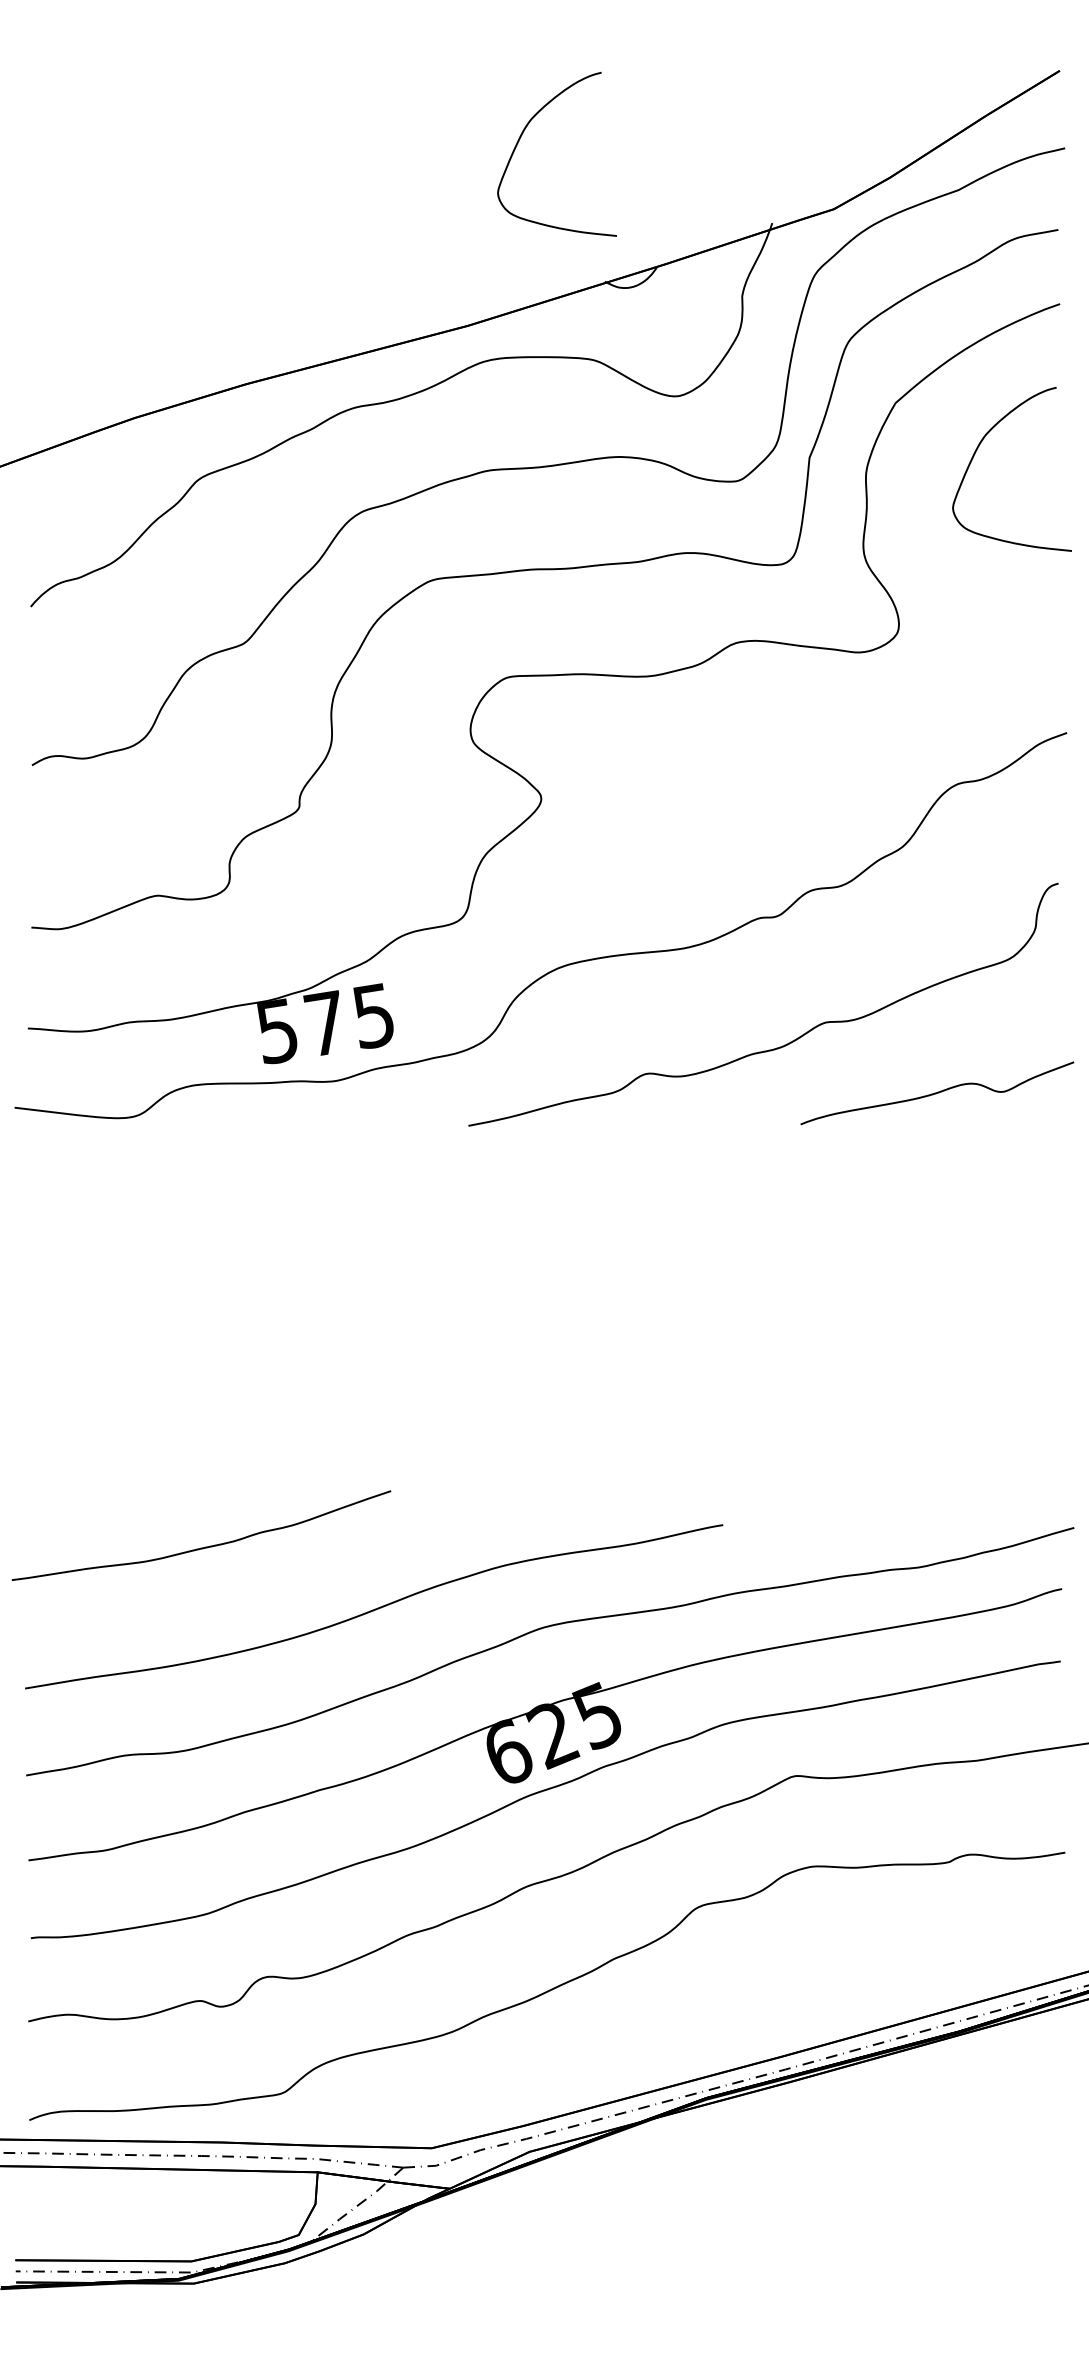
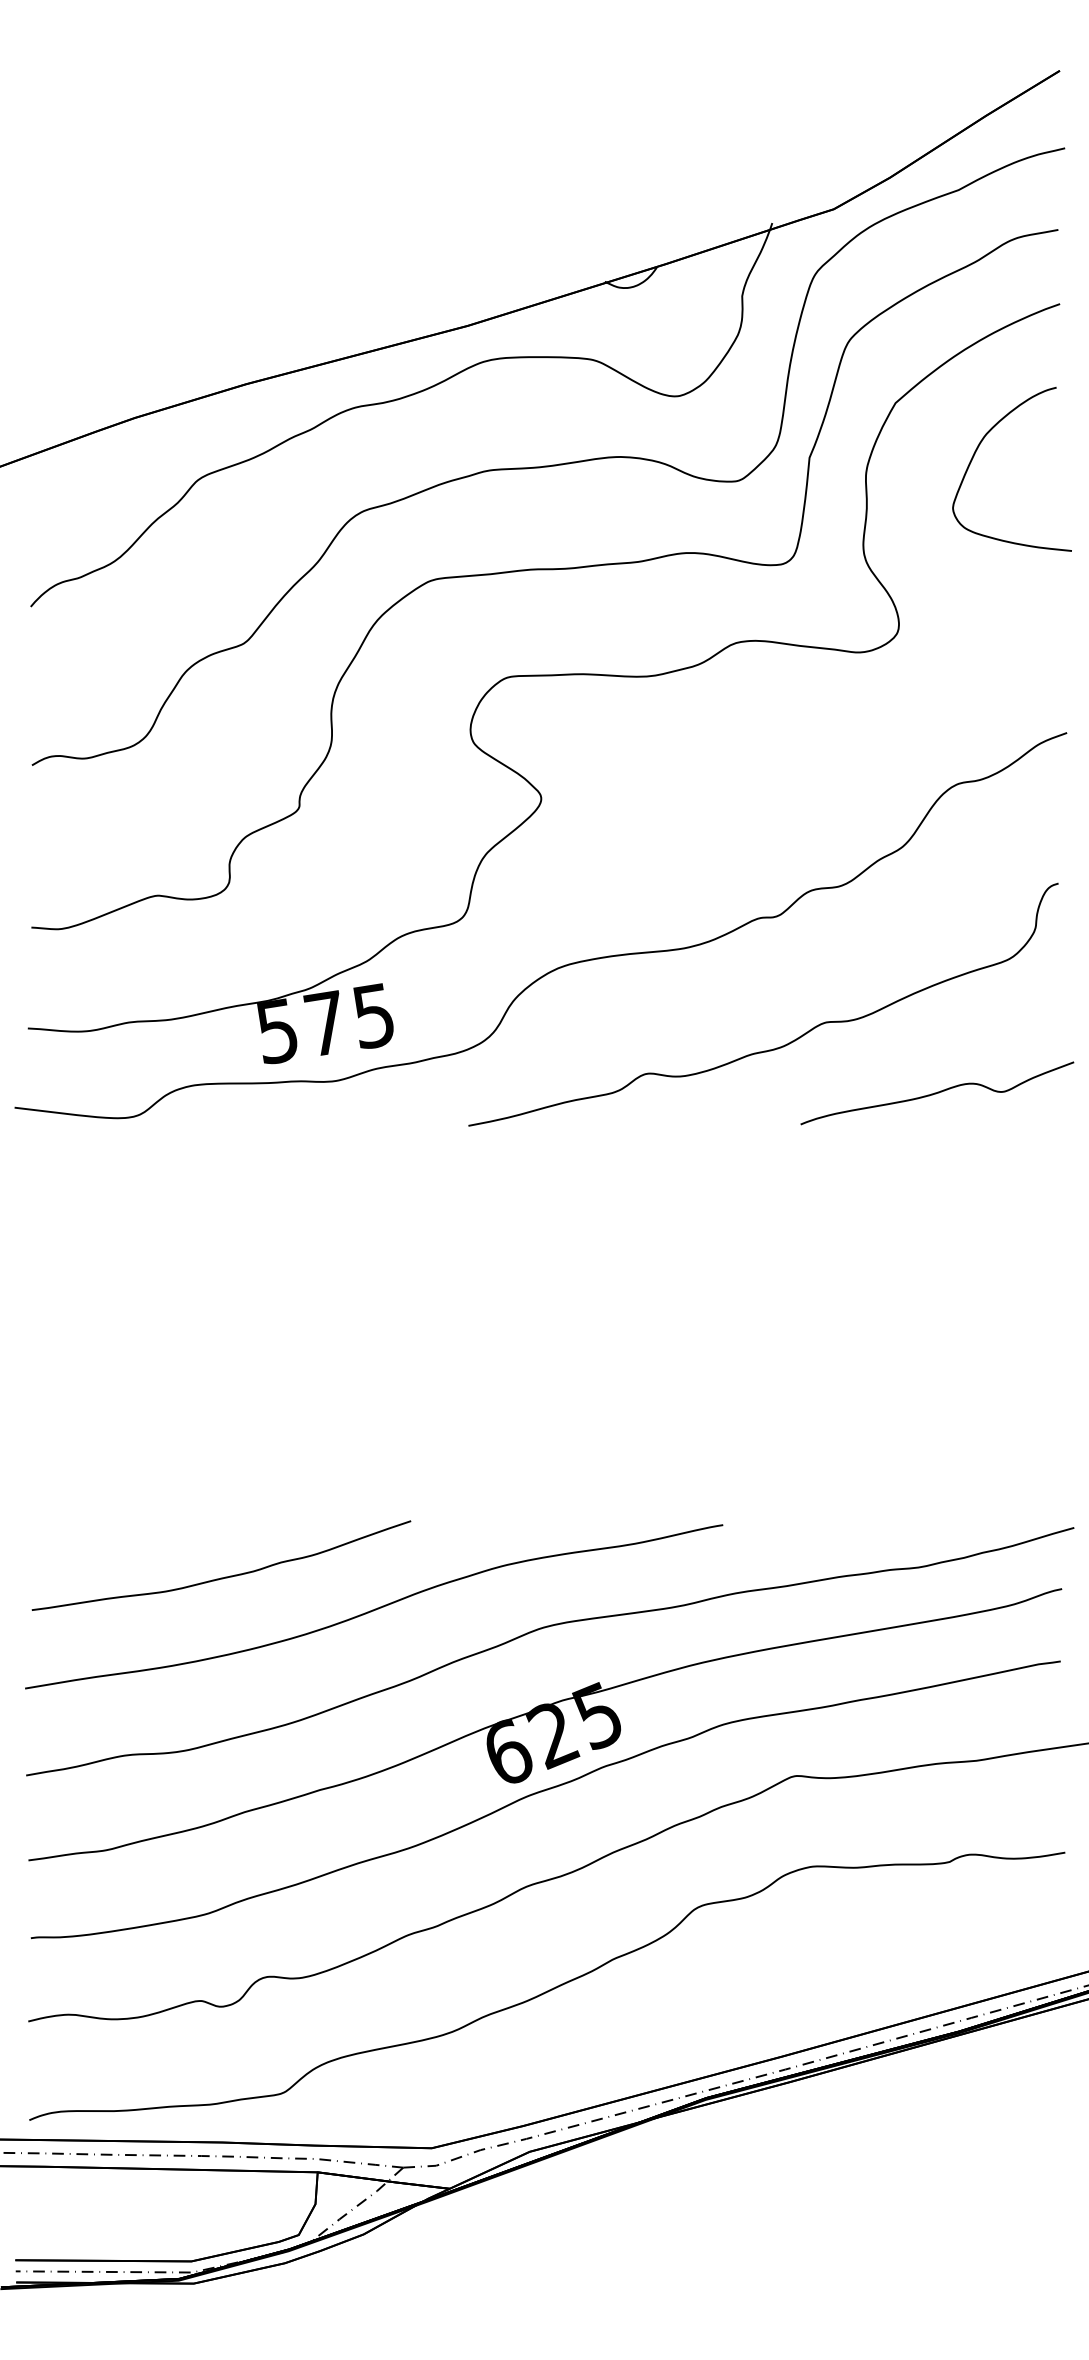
curve: present -> none (521, 137)
curve position: (205, 1546) -> (225, 1576) (225, 1576)
